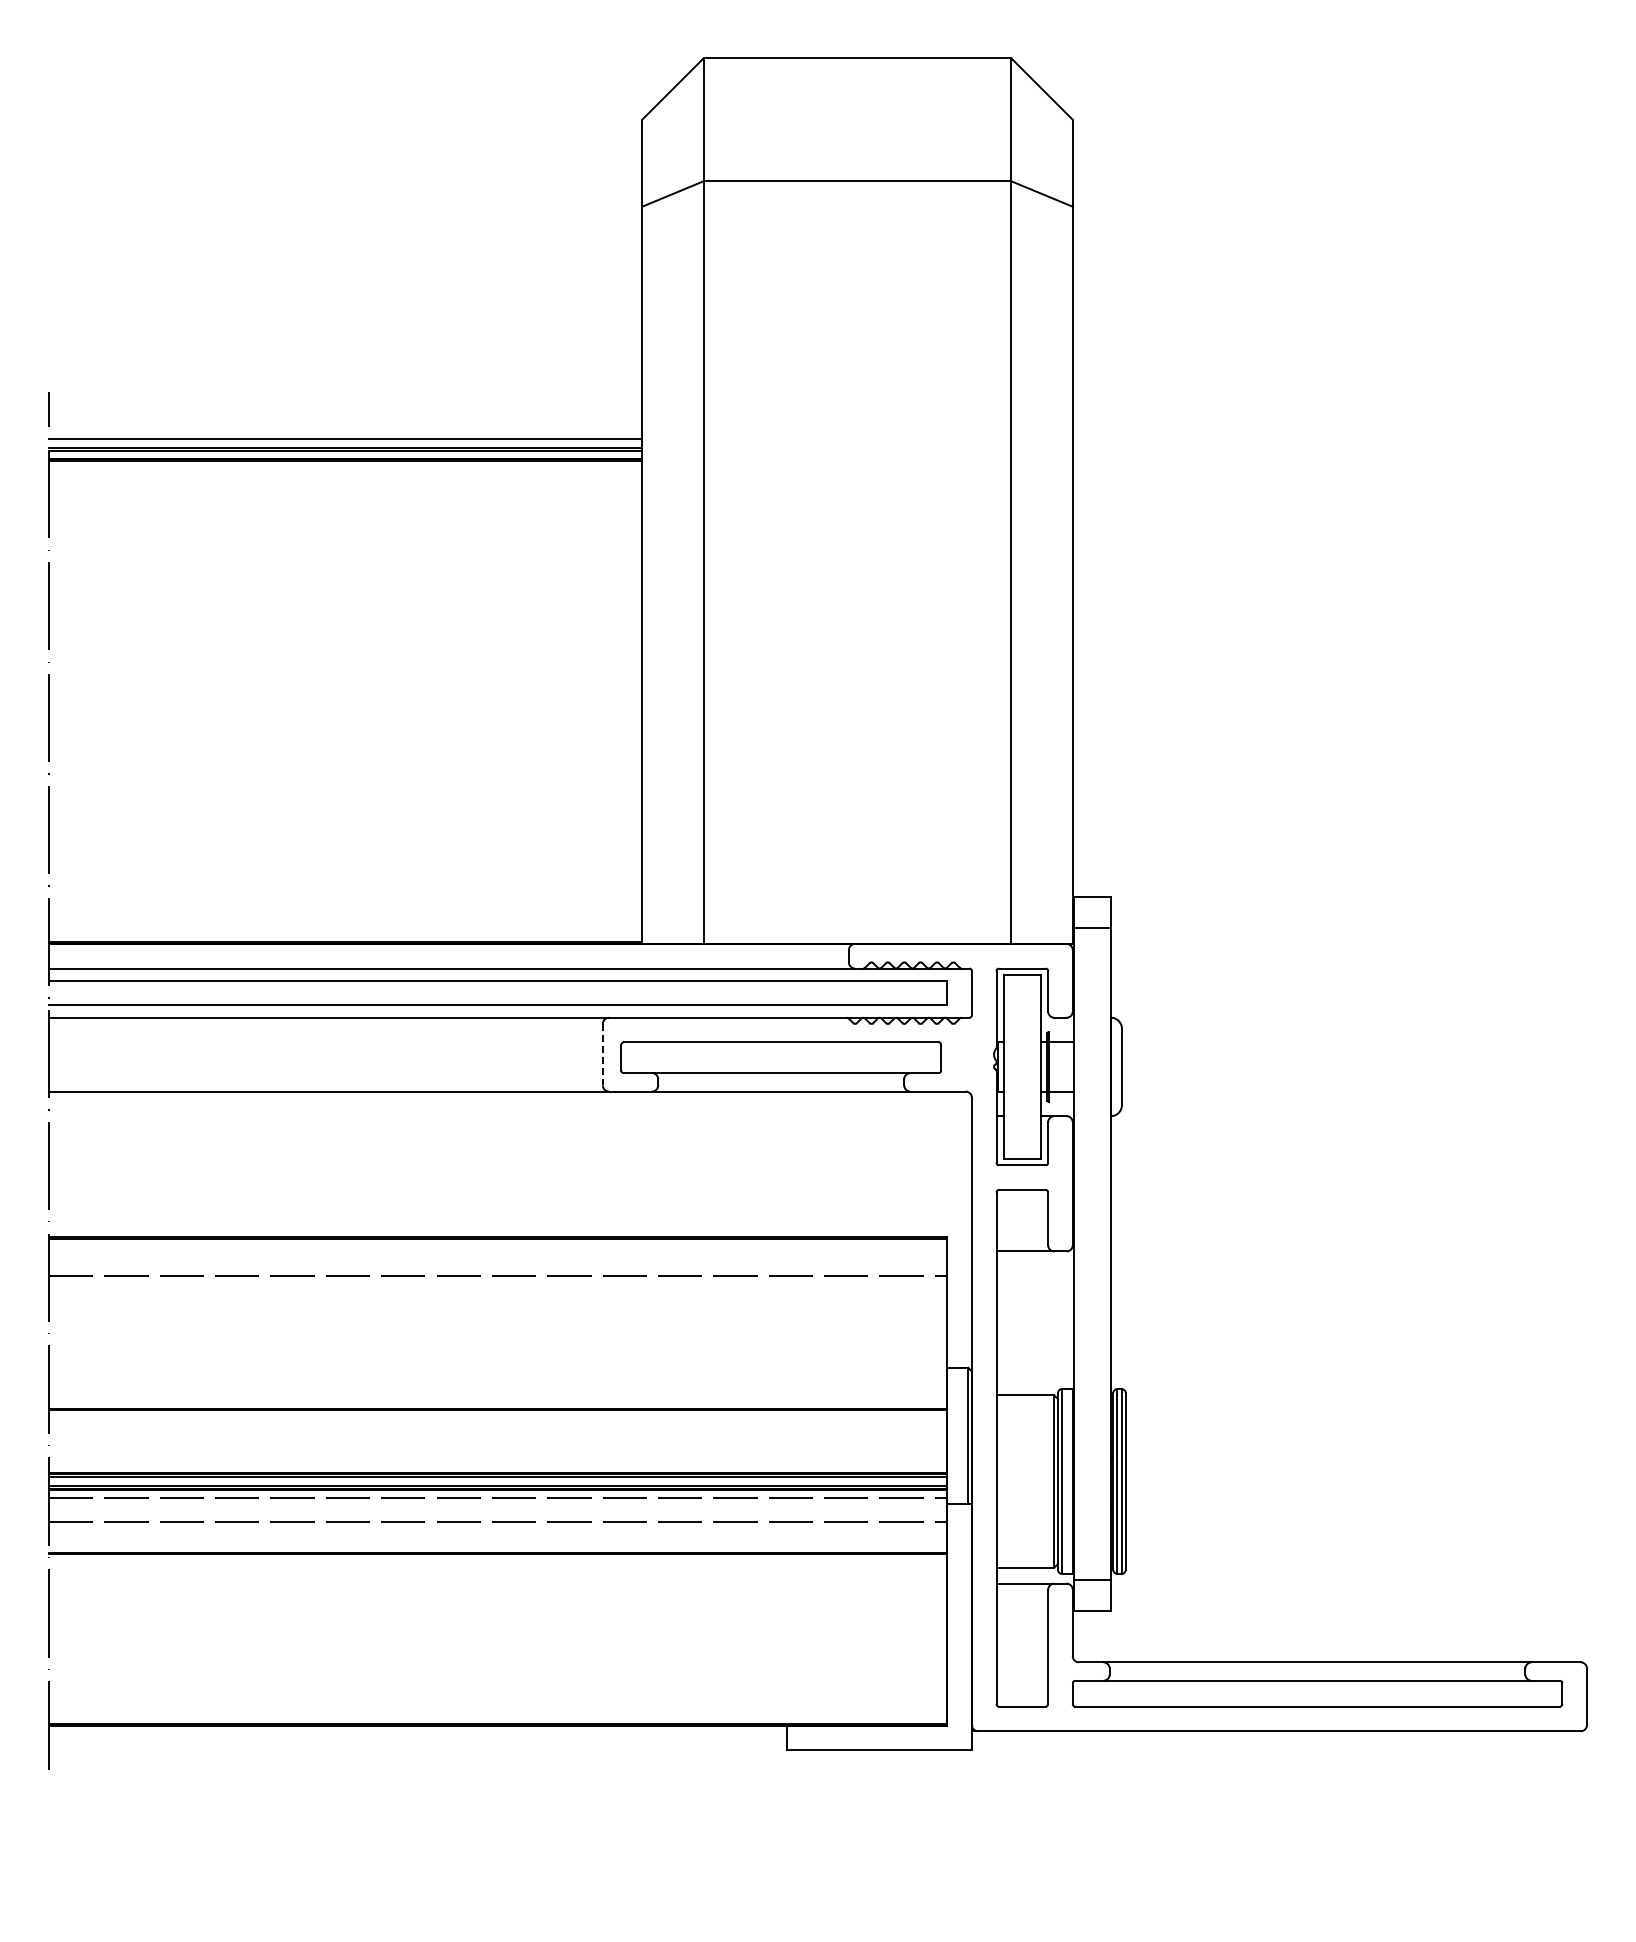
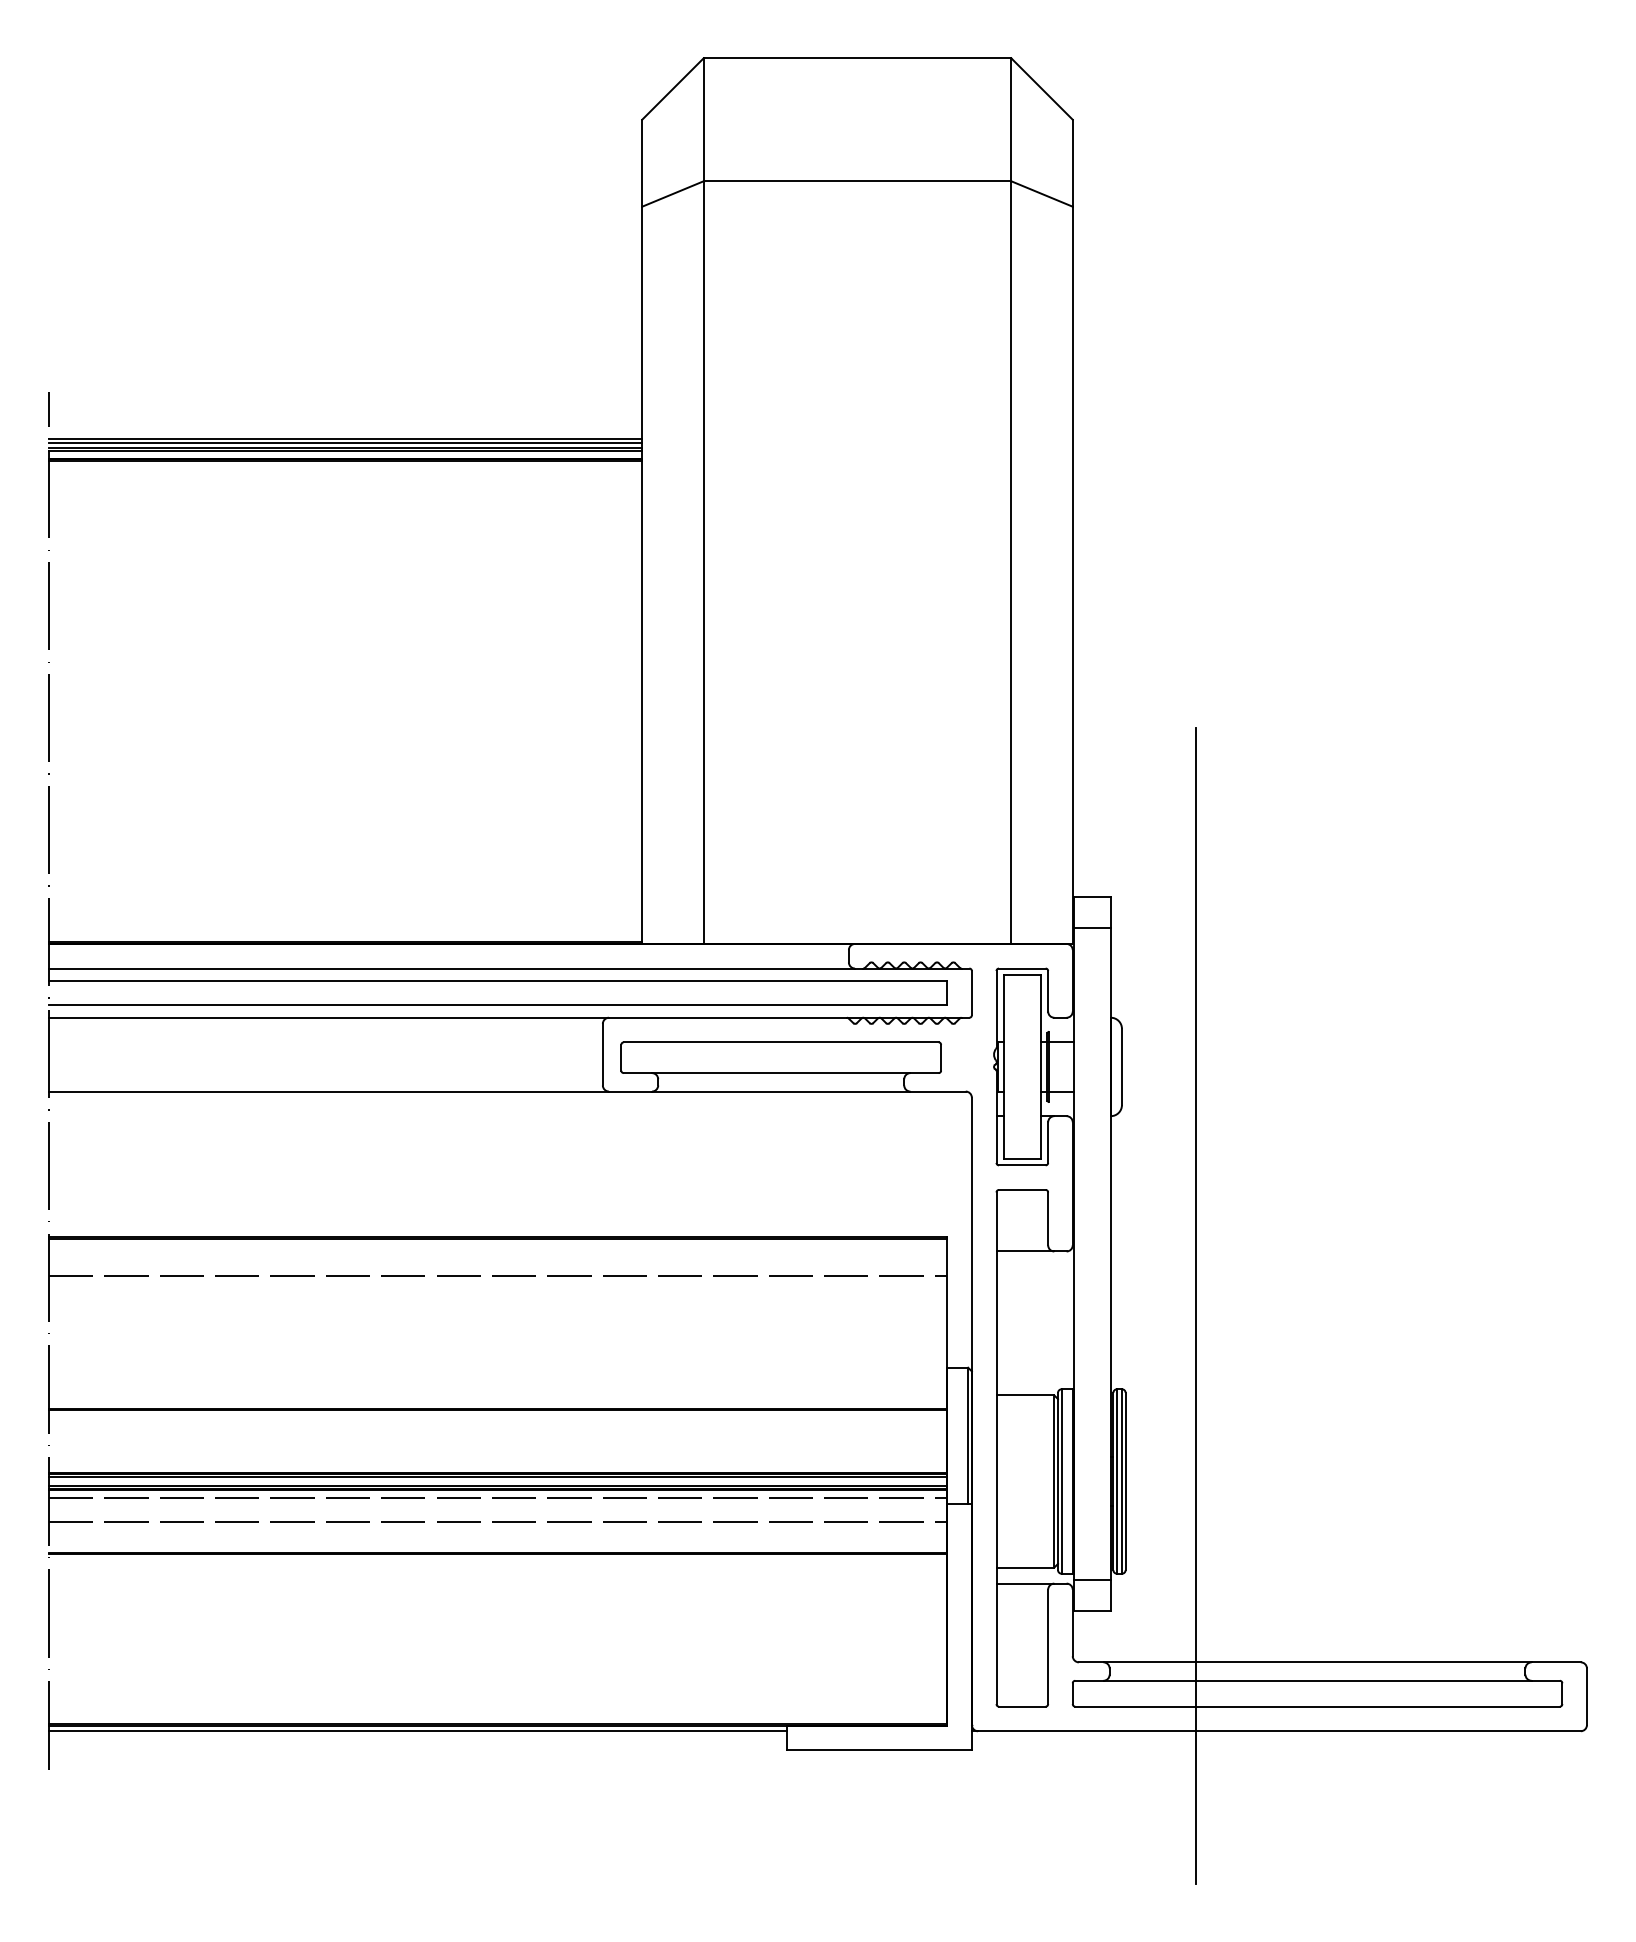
line: none -> present (345, 443)
line: dashed -> solid (602, 1054)
line: none -> present (1195, 1305)
line: none -> present (418, 1731)
